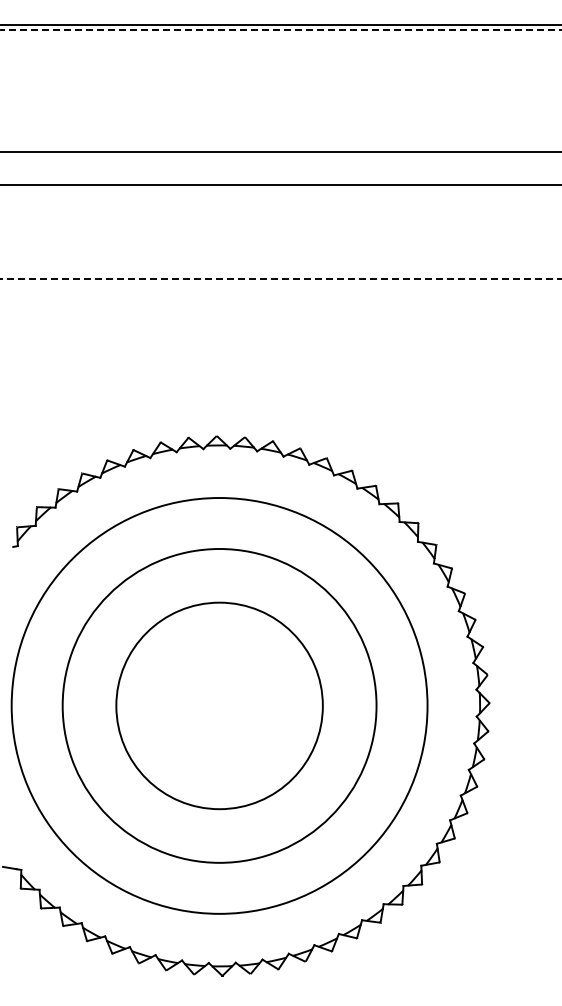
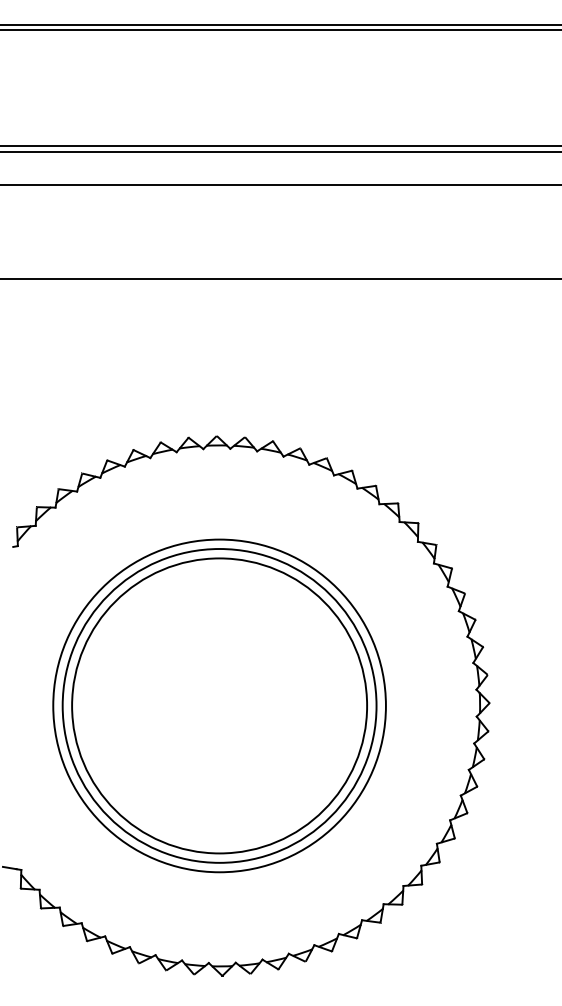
line: dashed -> solid (280, 30)
line: none -> present (280, 146)
line: dashed -> solid (280, 279)
circle diameter: 207 px -> 295 px (219, 705)
circle diameter: 416 px -> 333 px (219, 705)
